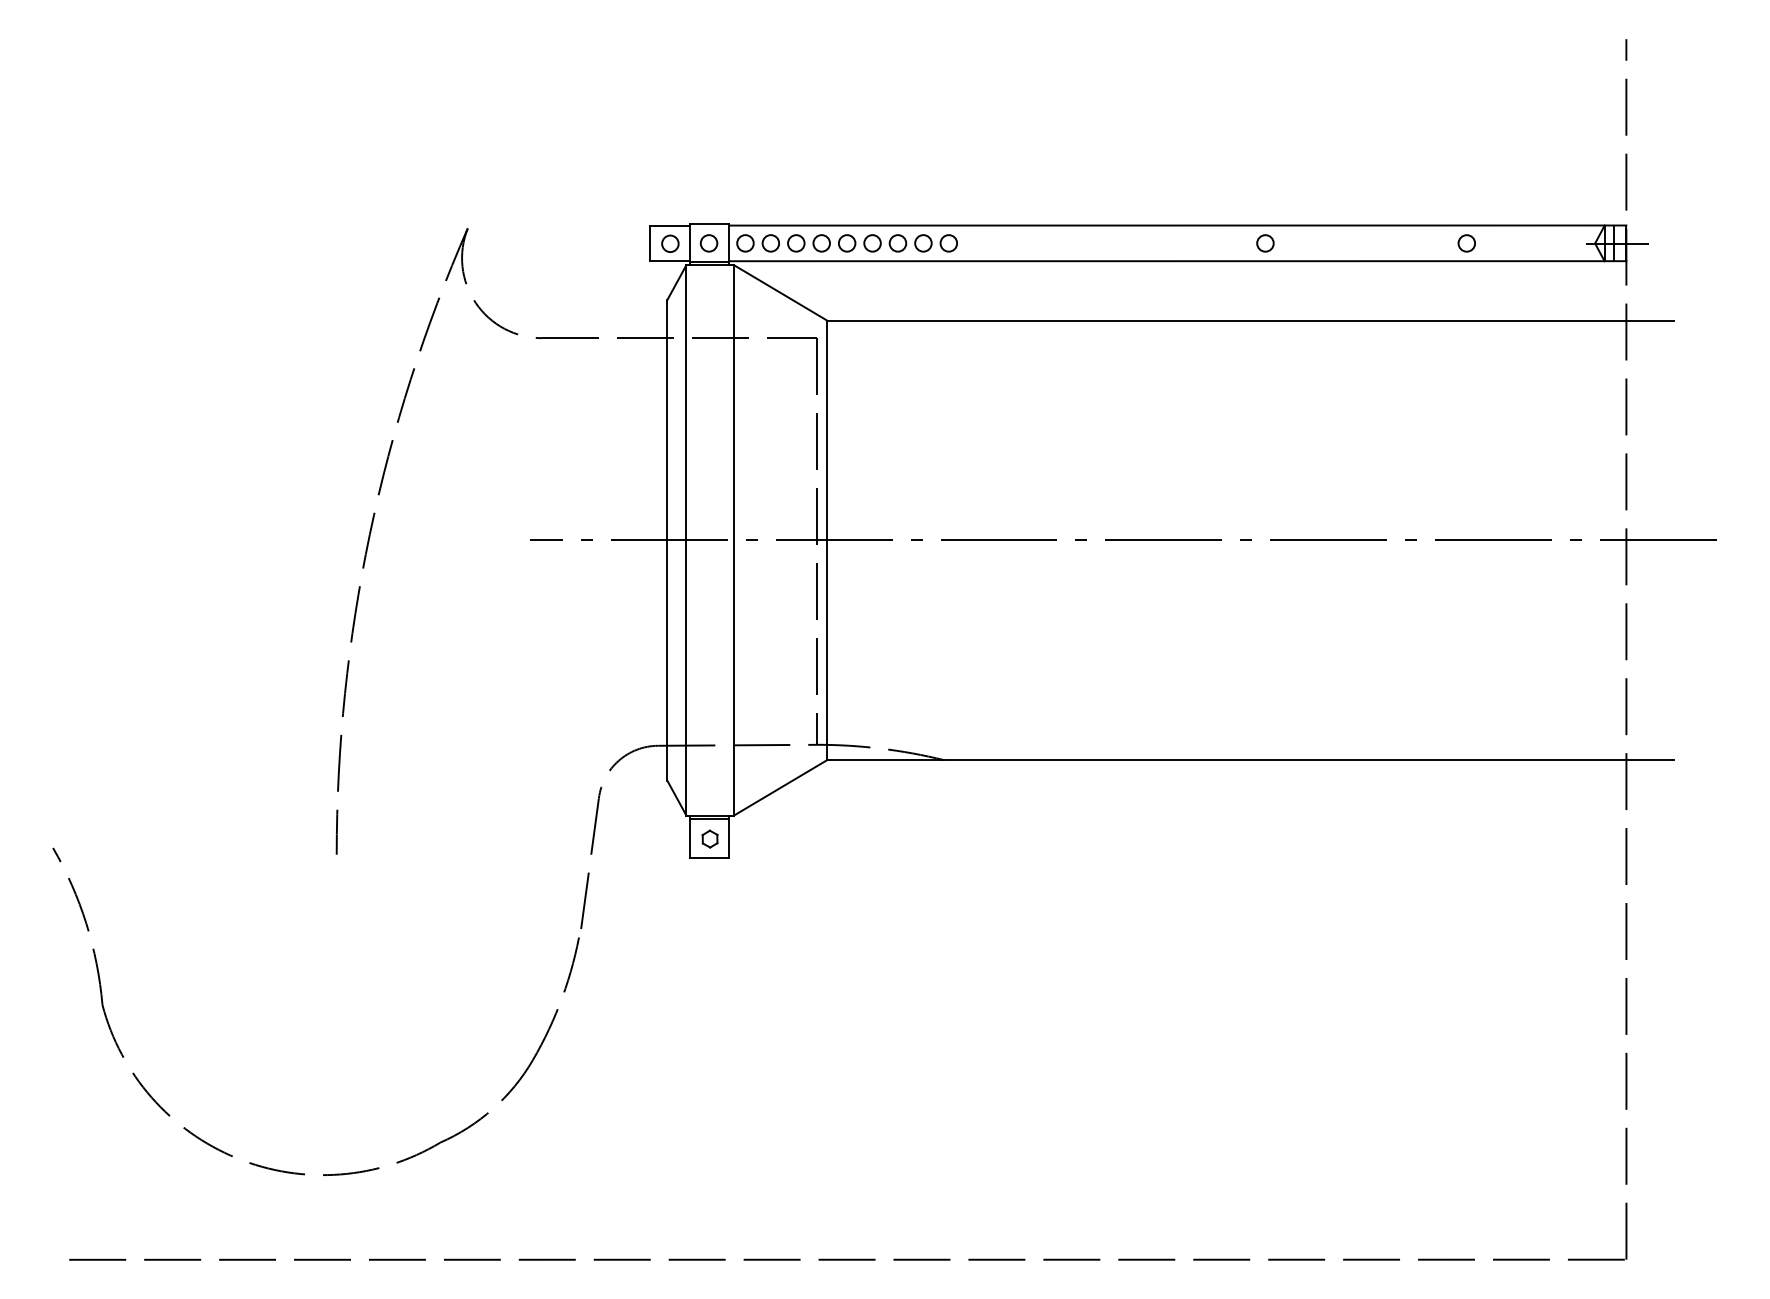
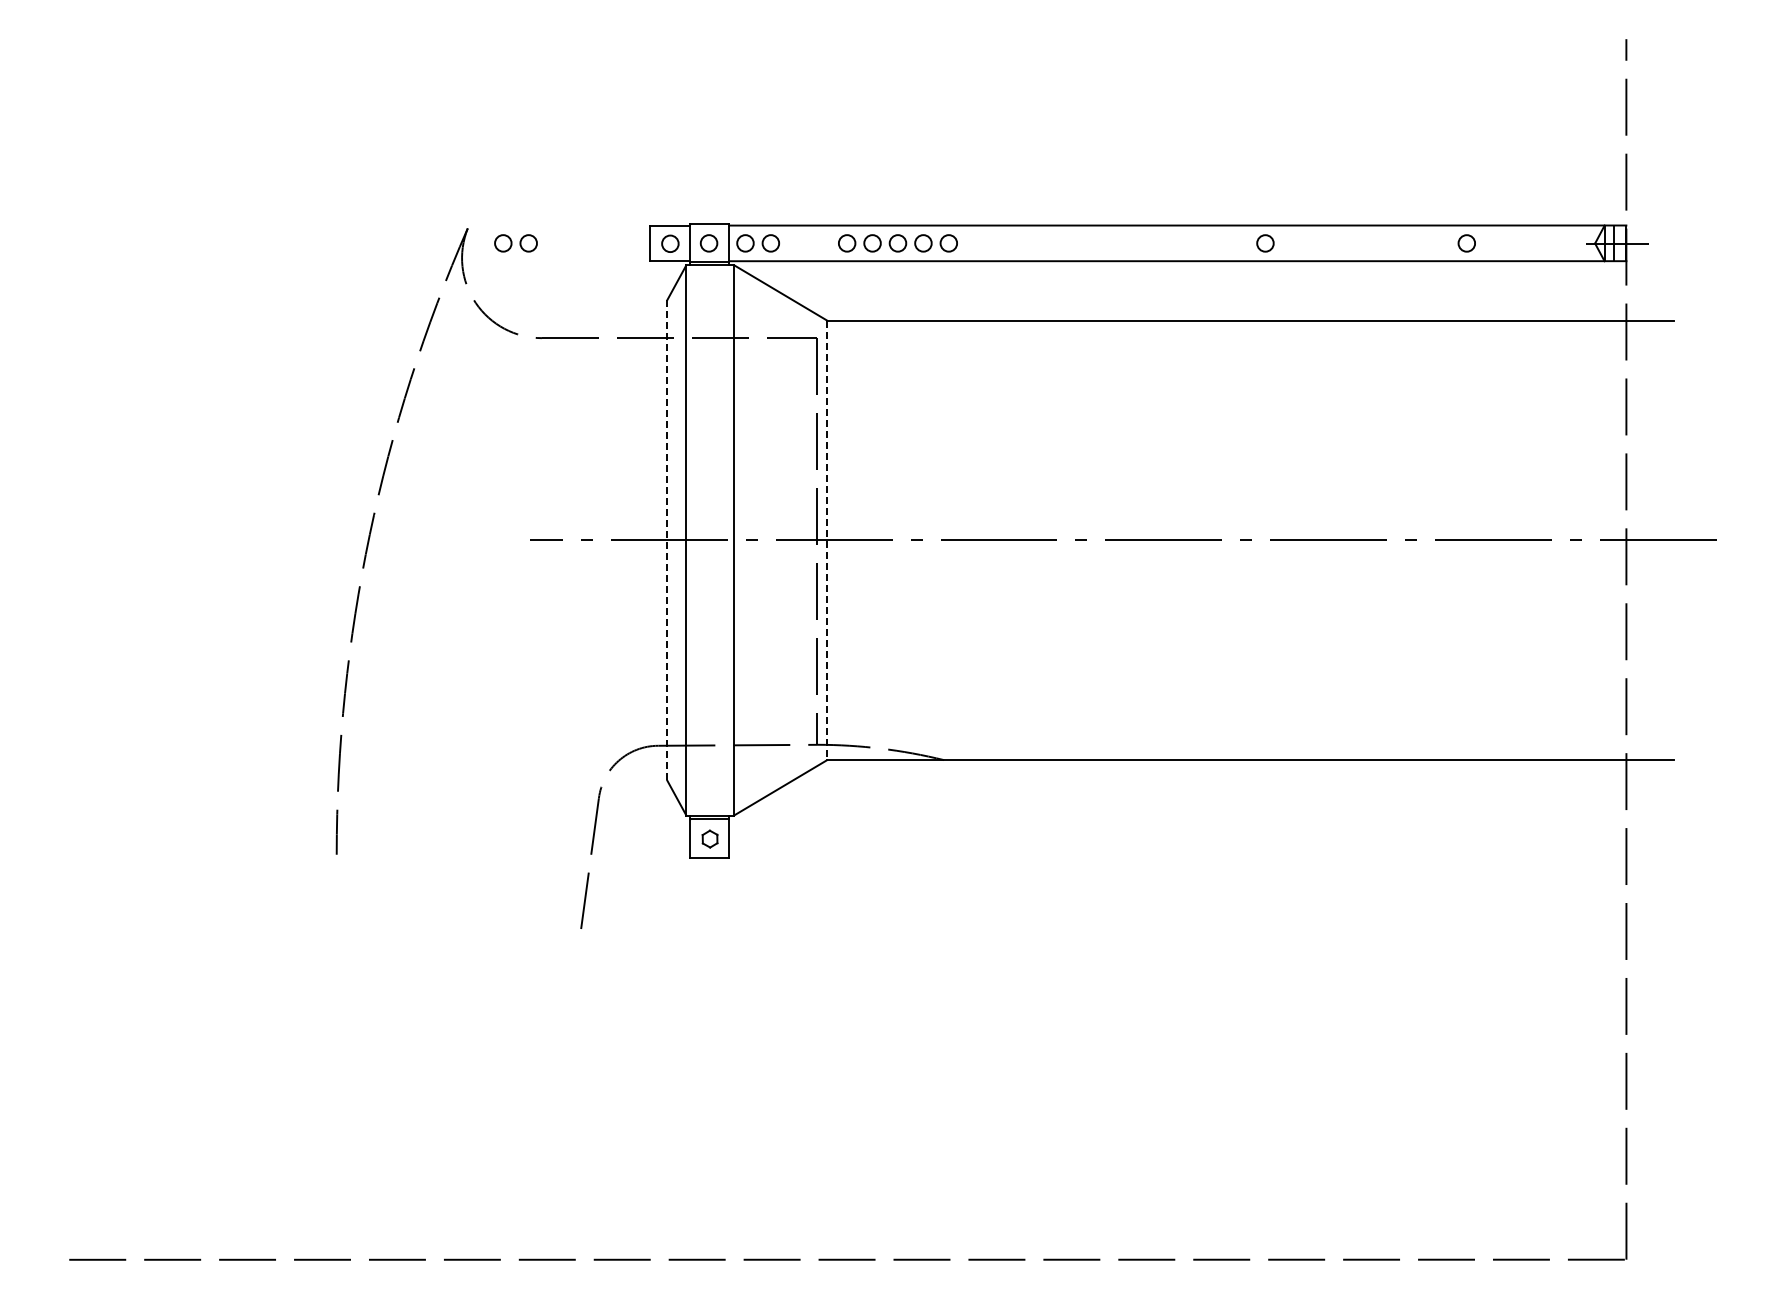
part position: (808, 243) -> (515, 243) (515, 243)
line: solid -> dashed (667, 540)
line: solid -> dashed (827, 540)
part: present -> none (298, 1172)
